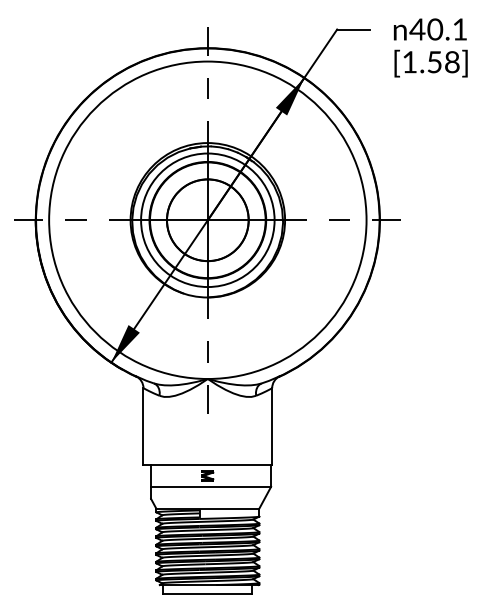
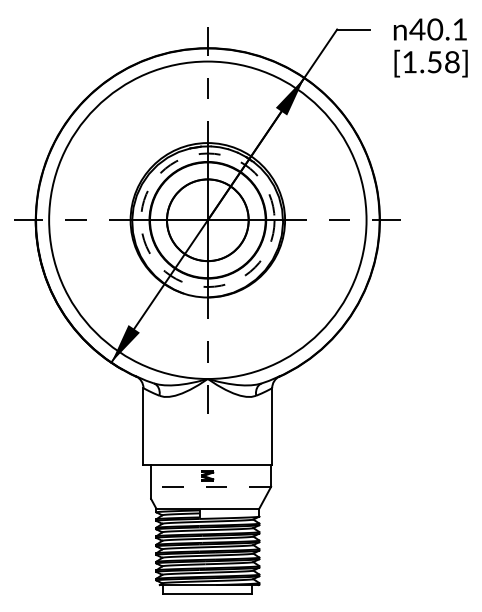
circle: solid -> dashed (207, 220)
line: solid -> dashed (211, 486)
